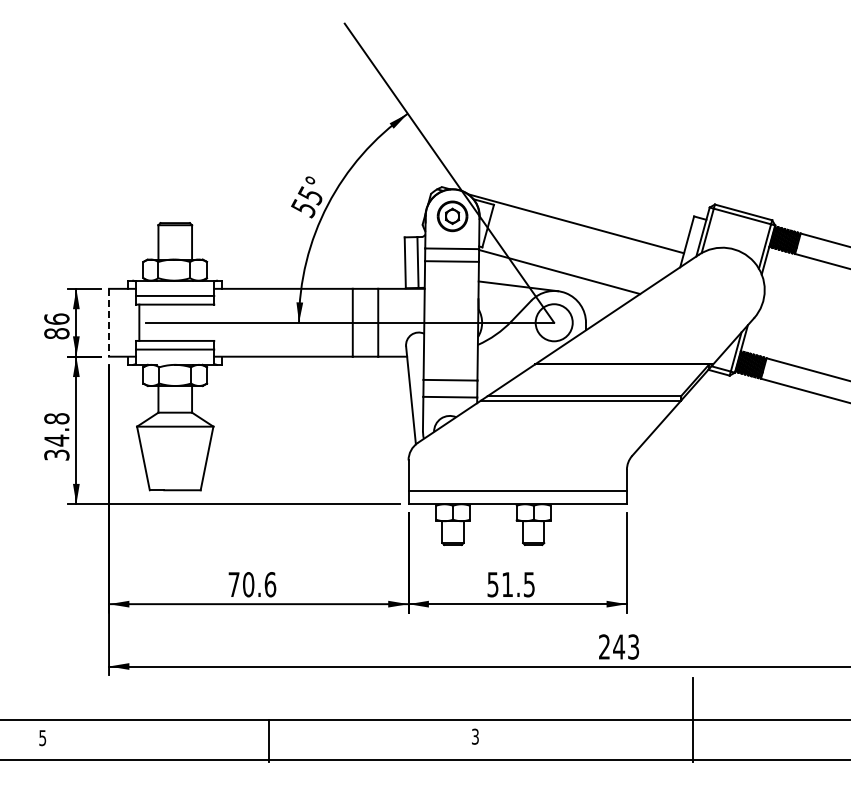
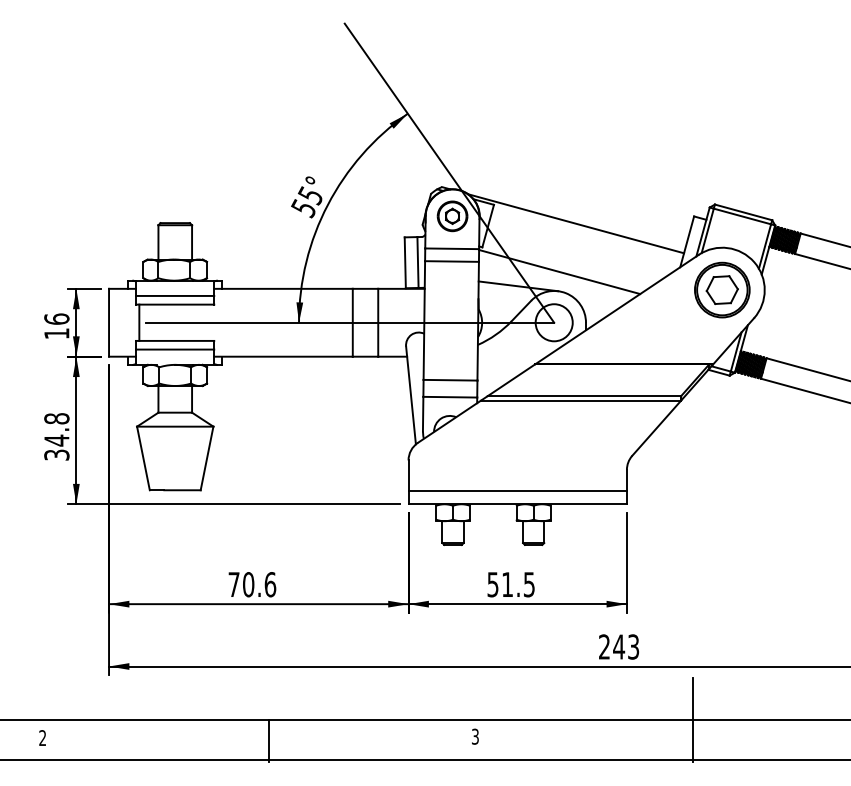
part: none -> present (722, 289)
line: dashed -> solid (109, 322)
text: 86 -> 16 (56, 333)
text: 5 -> 2 (42, 738)
